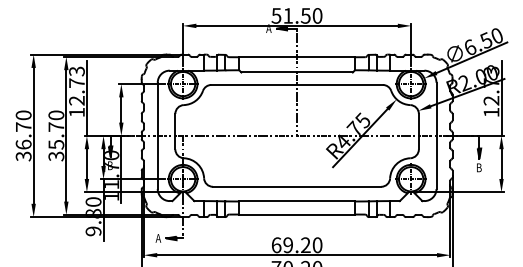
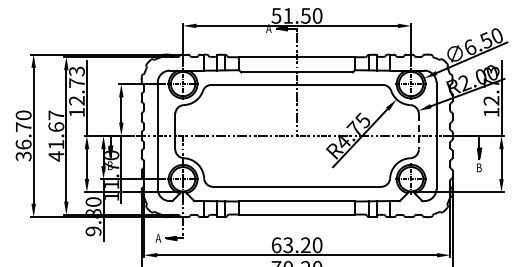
line: solid -> dashed (418, 131)
text: 35.70 -> 41.67 (56, 135)
text: 69.20 -> 63.20 (287, 245)
